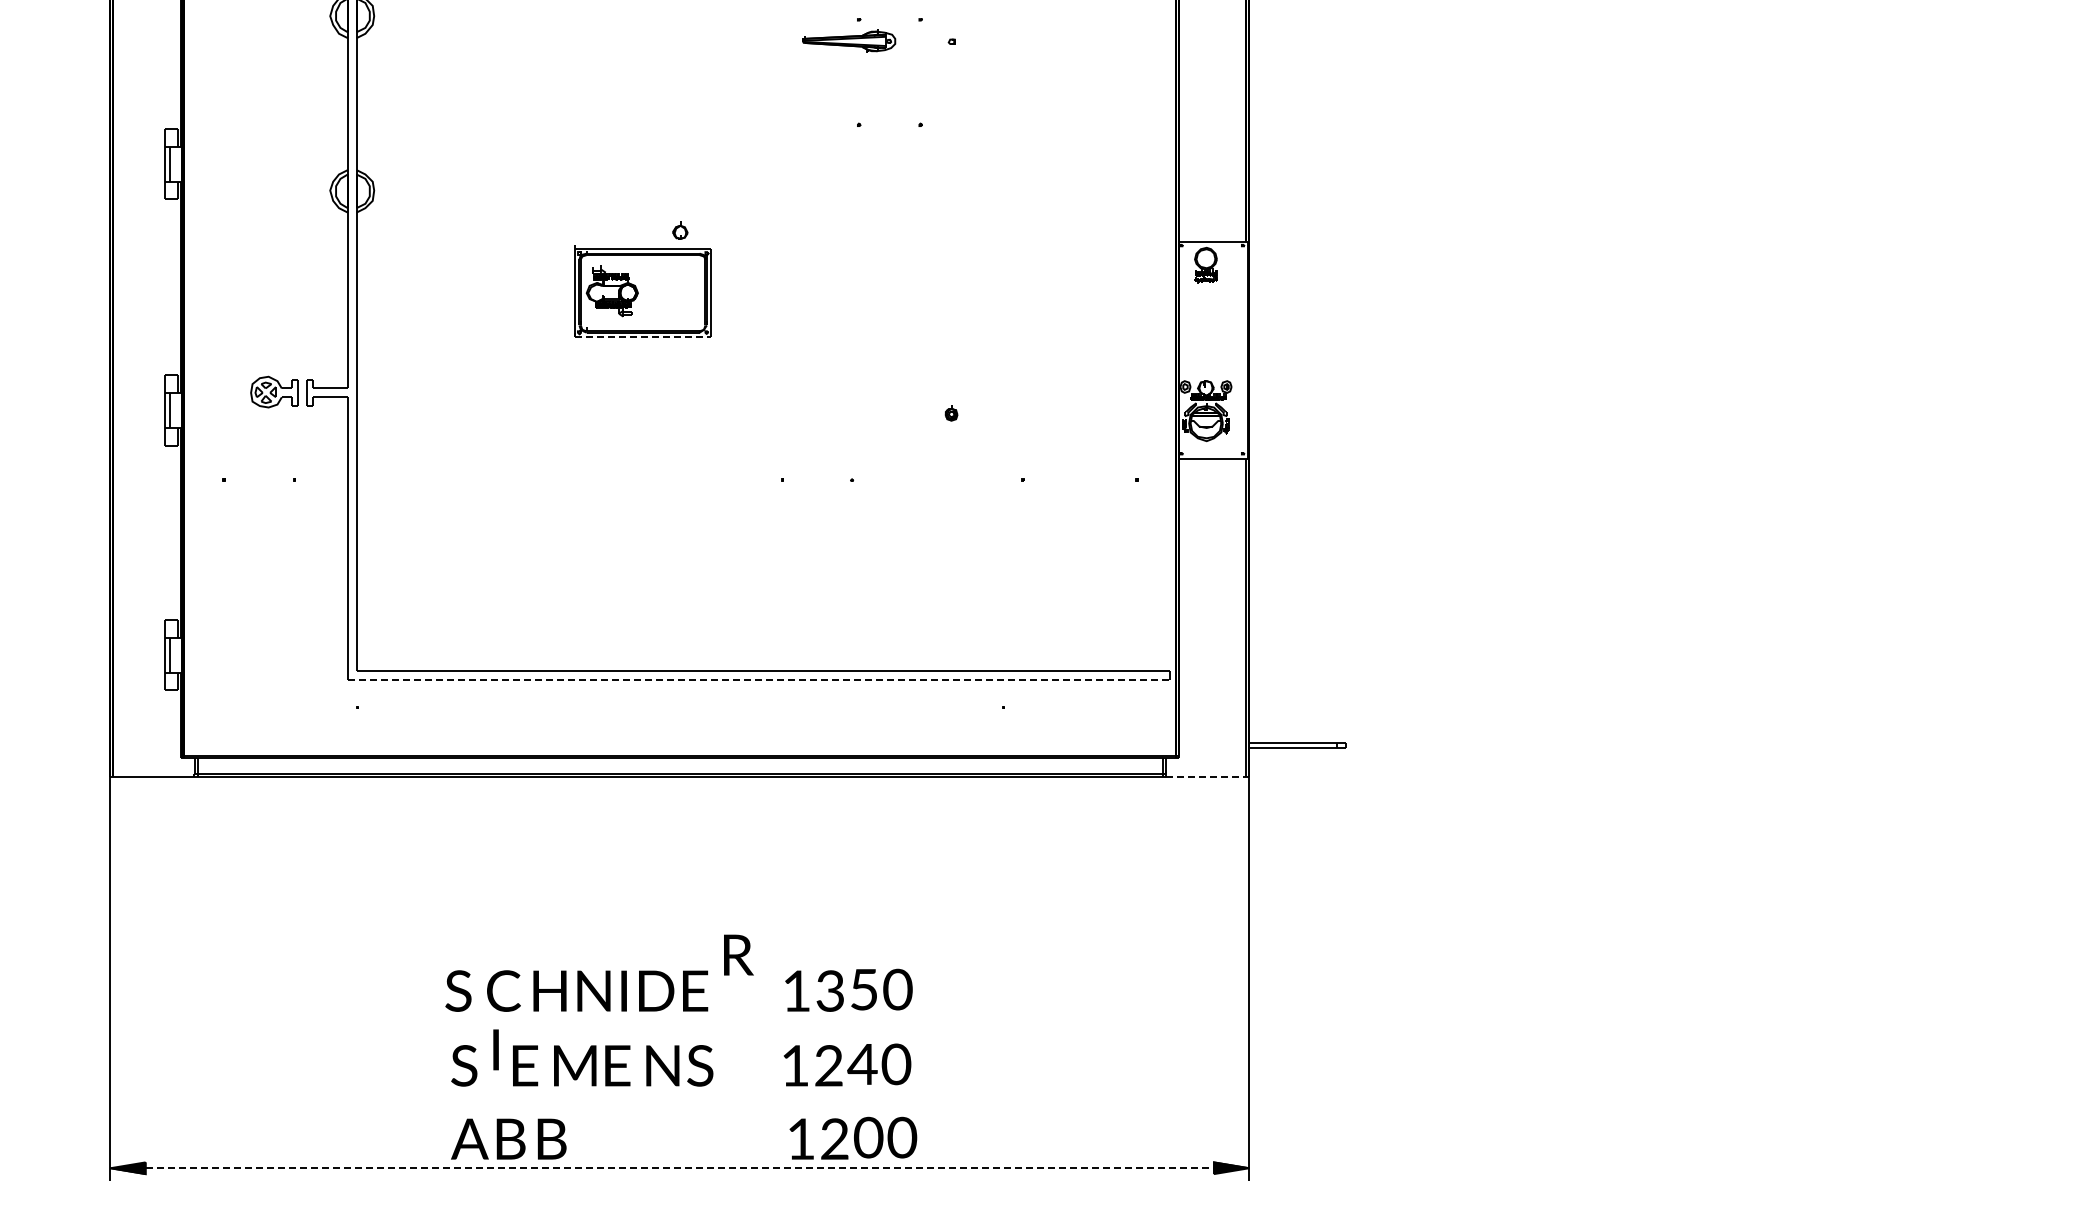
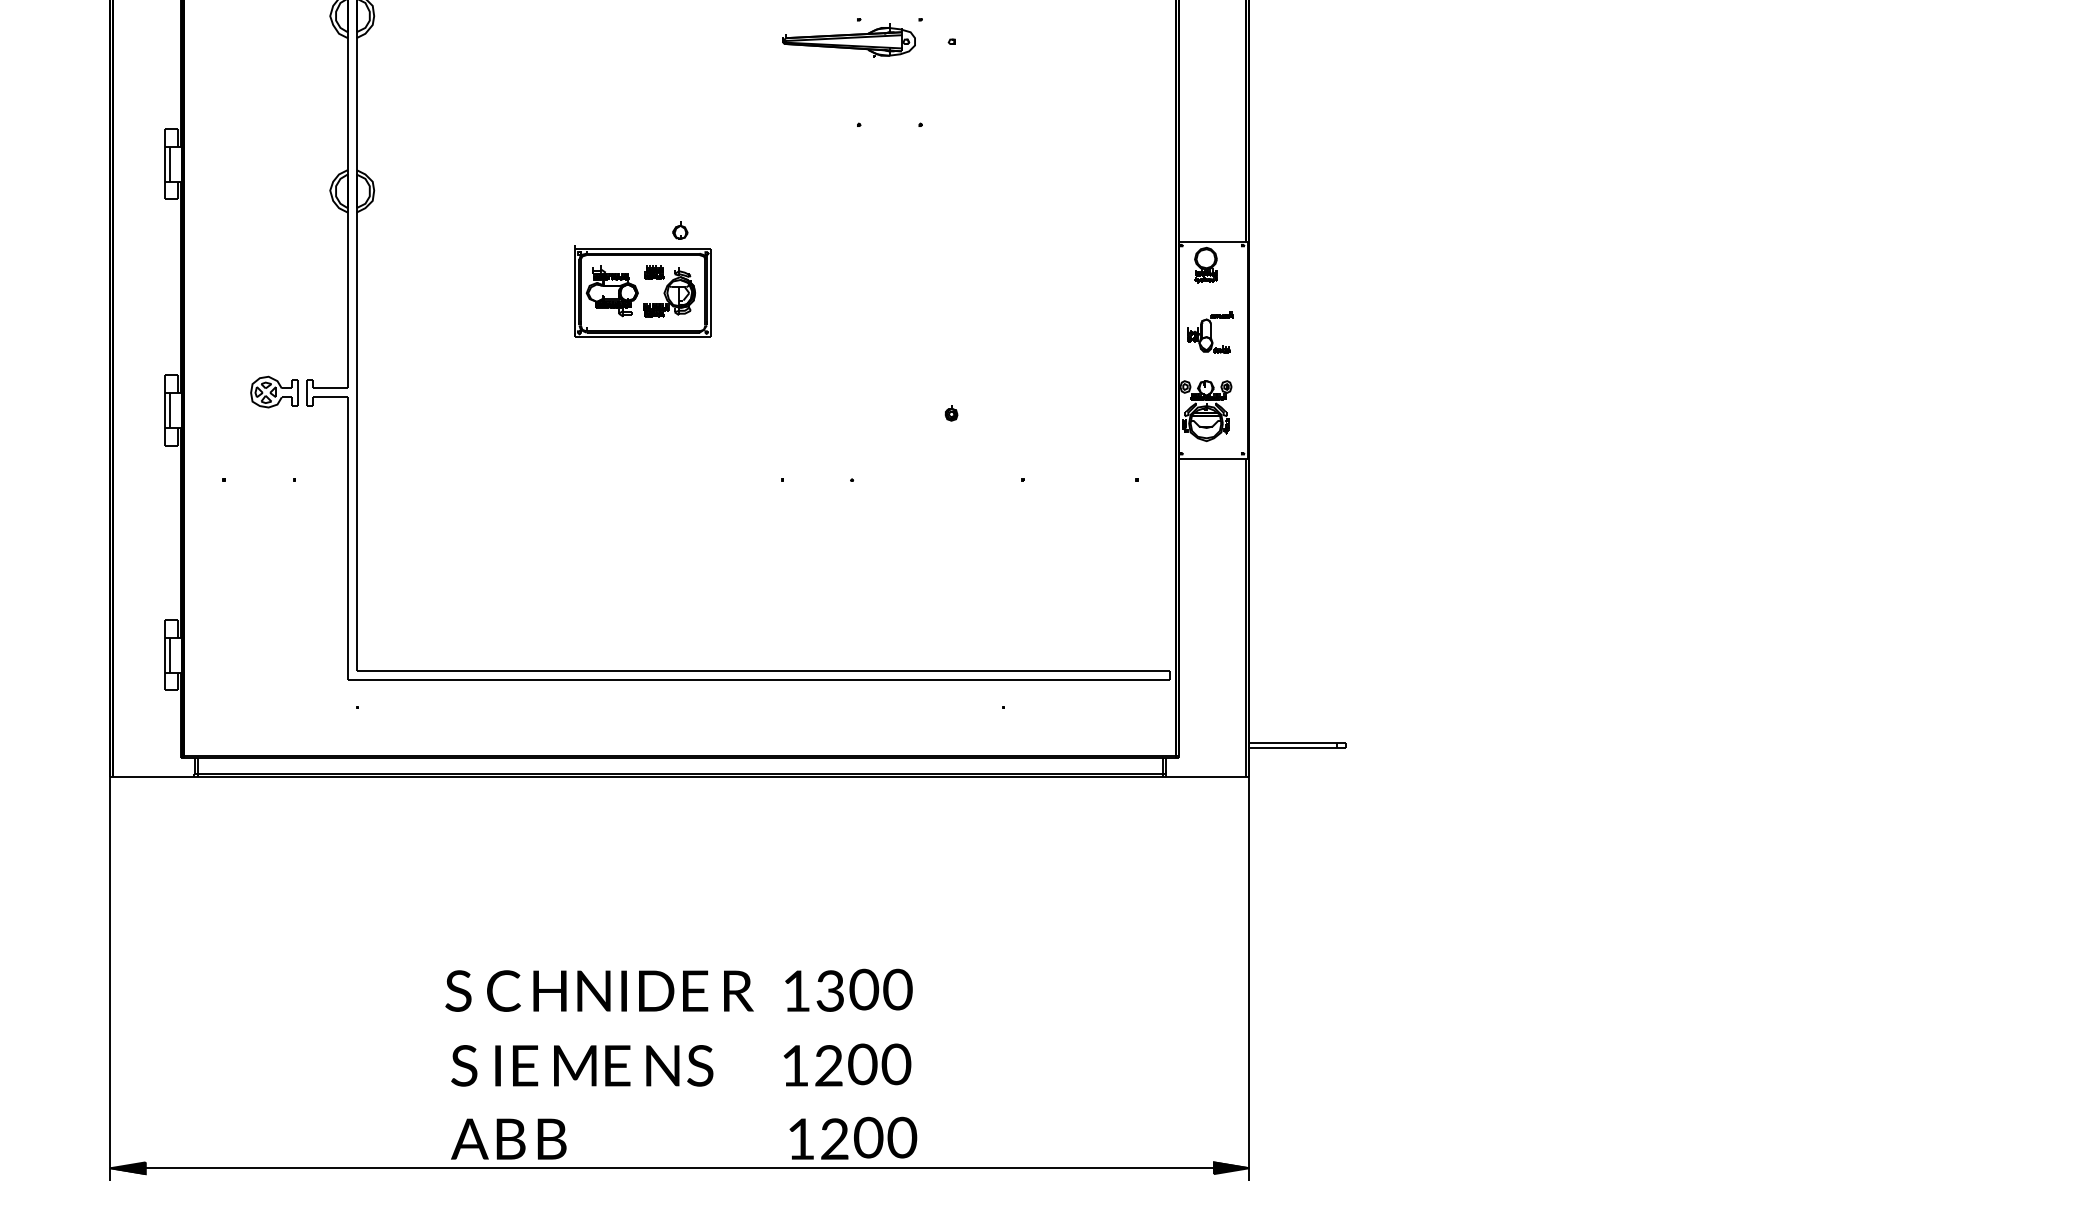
part size: 95x24 px -> 134x35 px (848, 40)
part: none -> present (669, 291)
part: none -> present (1210, 332)
line: dashed -> solid (643, 337)
line: dashed -> solid (759, 680)
line: dashed -> solid (1206, 776)
text position: (738, 954) -> (738, 990) (738, 990)
text: 5 -> 0 (864, 989)
text position: (495, 1049) -> (497, 1065) (497, 1065)
text: 4 -> 0 (862, 1064)
line: dashed -> solid (680, 1168)
